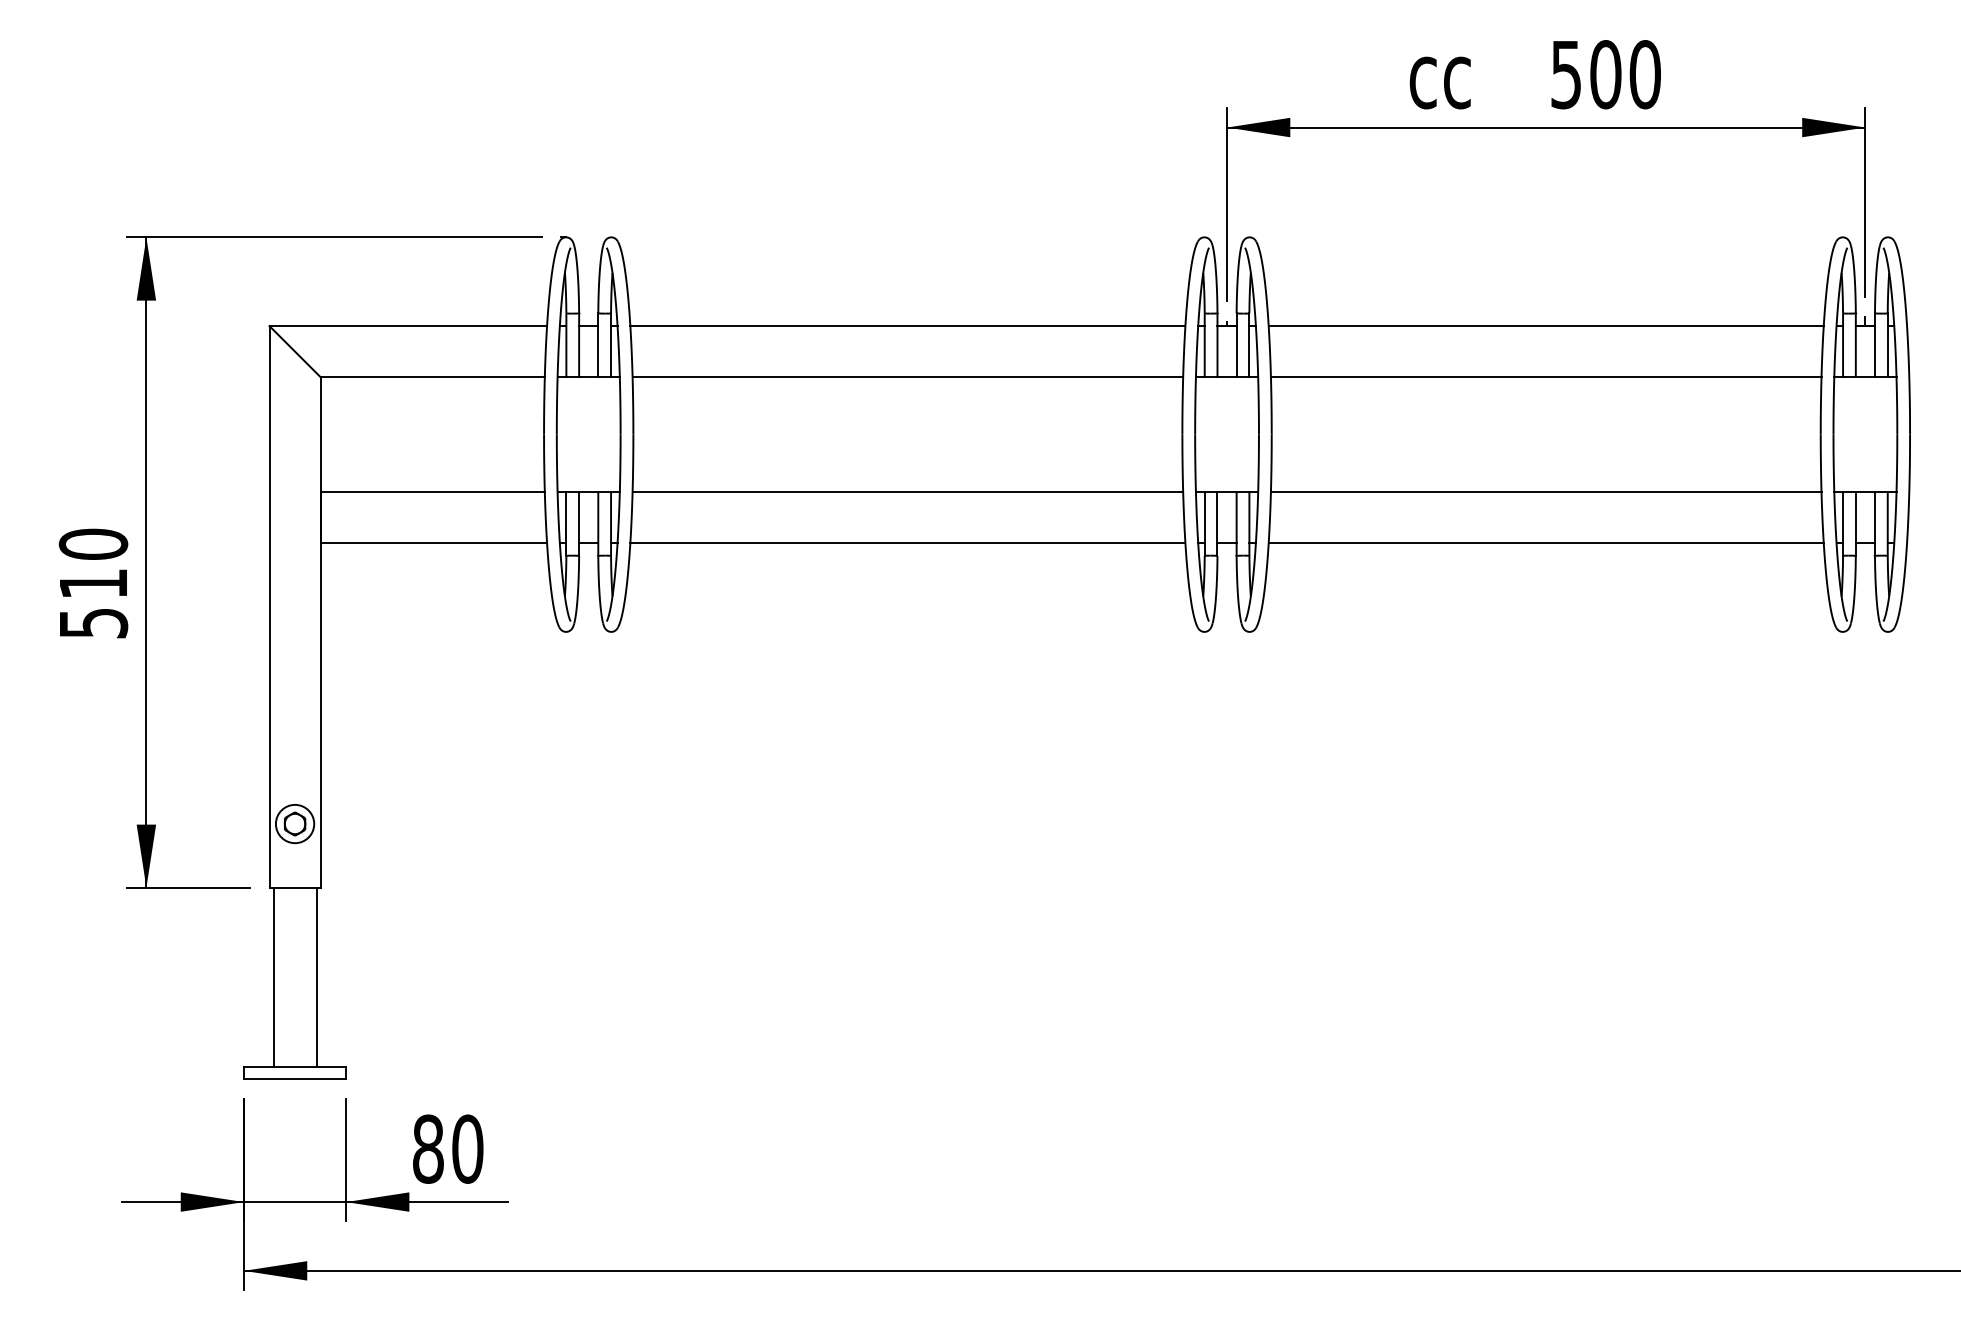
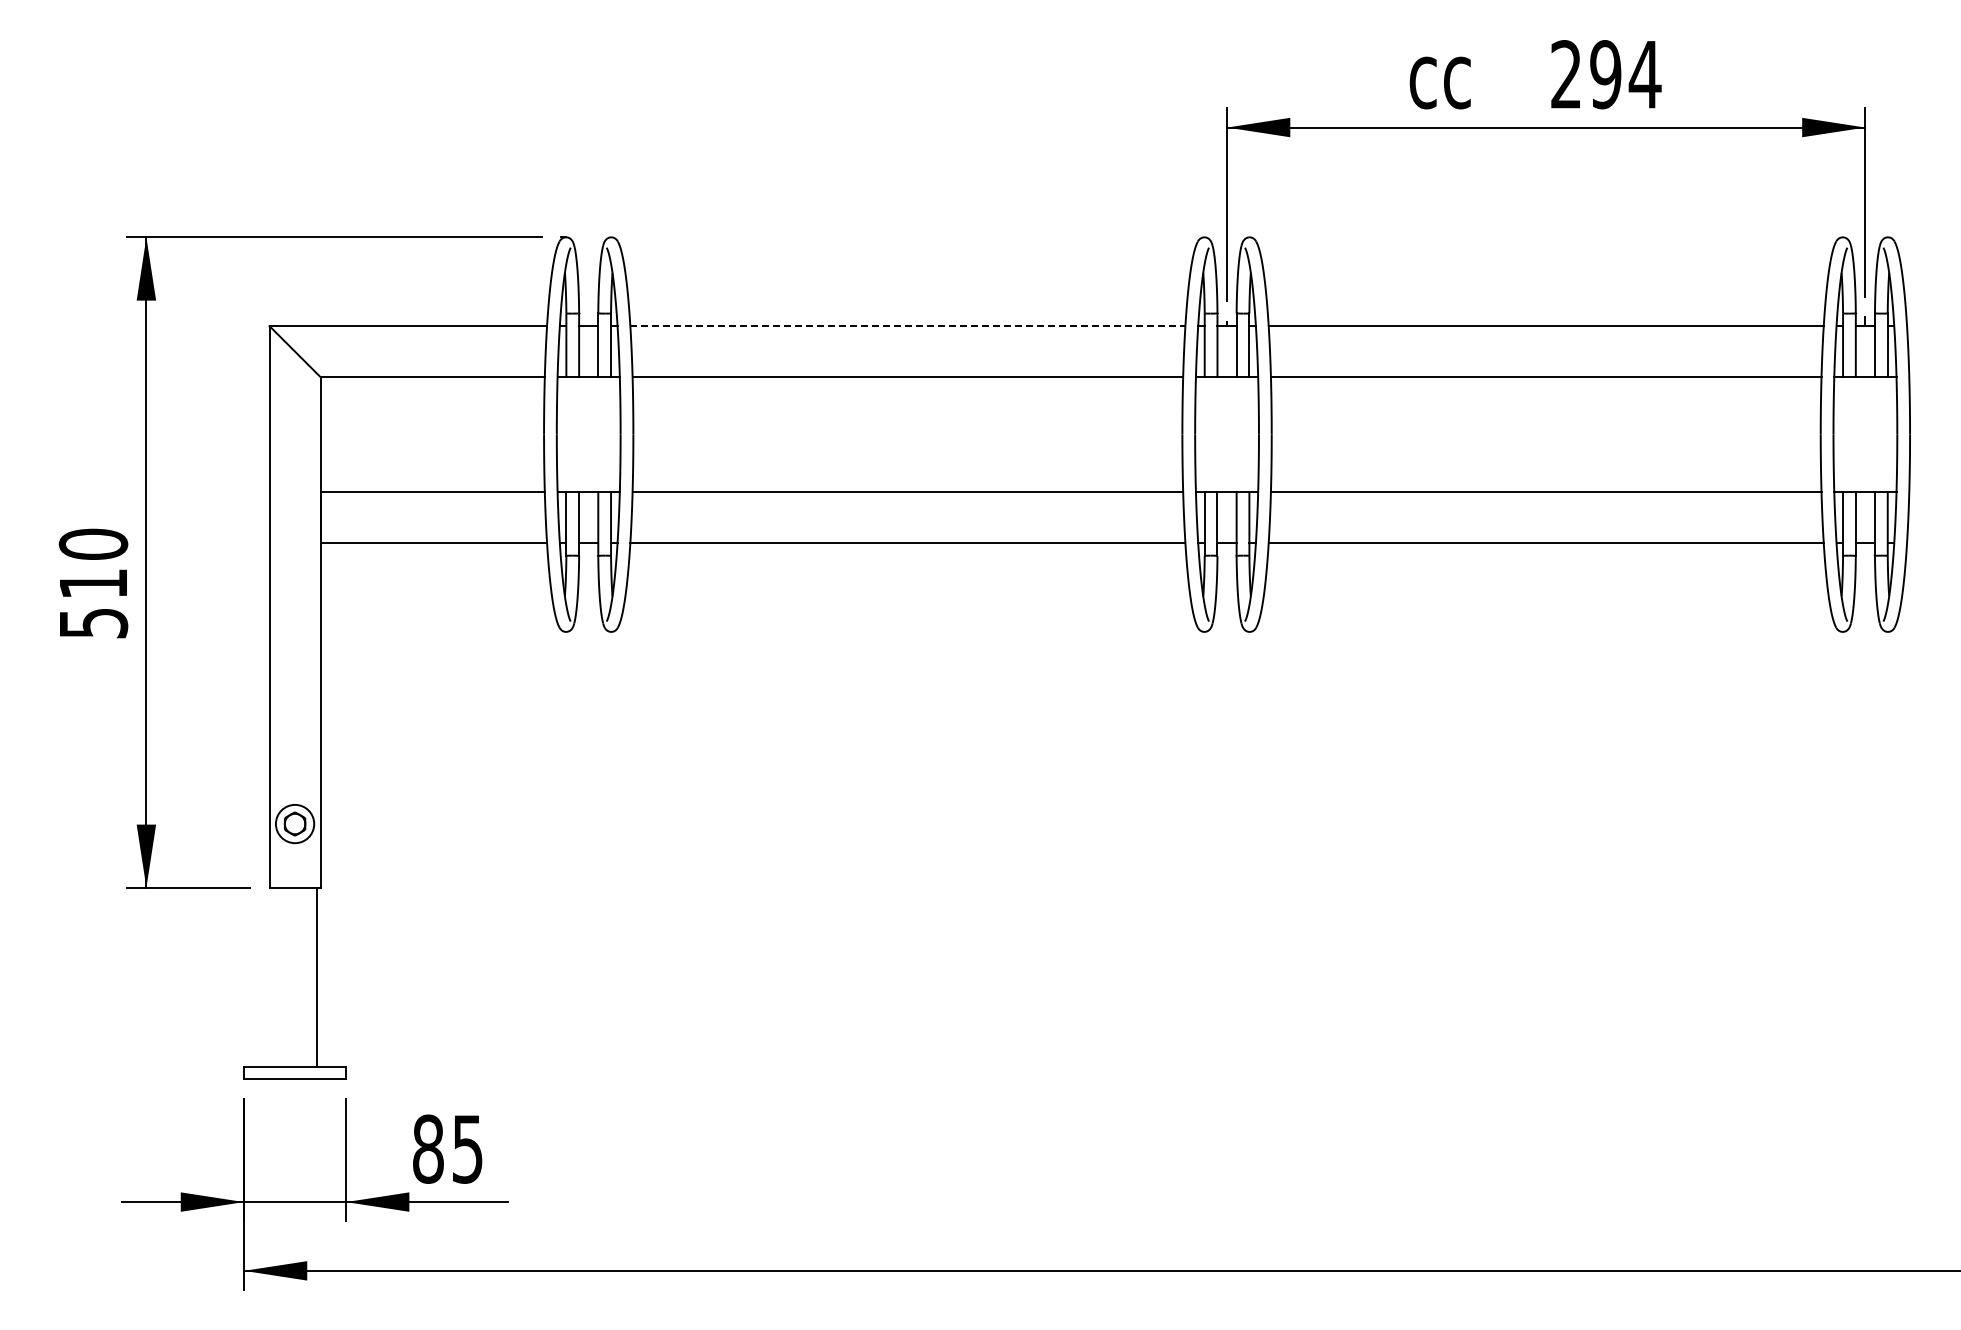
text: 500 -> 294 (1606, 74)
line: solid -> dashed (907, 326)
line: present -> none (273, 976)
text: 80 -> 85 (467, 1148)
